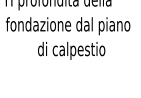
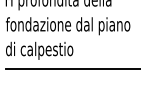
text position: (71, 50) -> (39, 50) (39, 50)
line: none -> present (71, 68)
